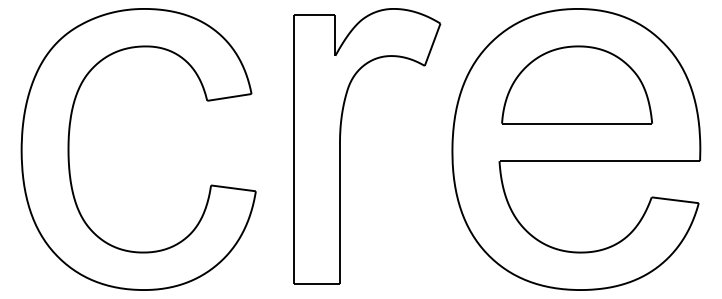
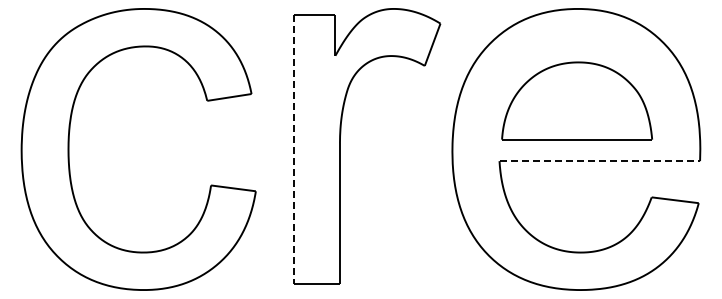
part position: (576, 84) -> (576, 100) (576, 100)
line: solid -> dashed (294, 149)
line: solid -> dashed (600, 161)
